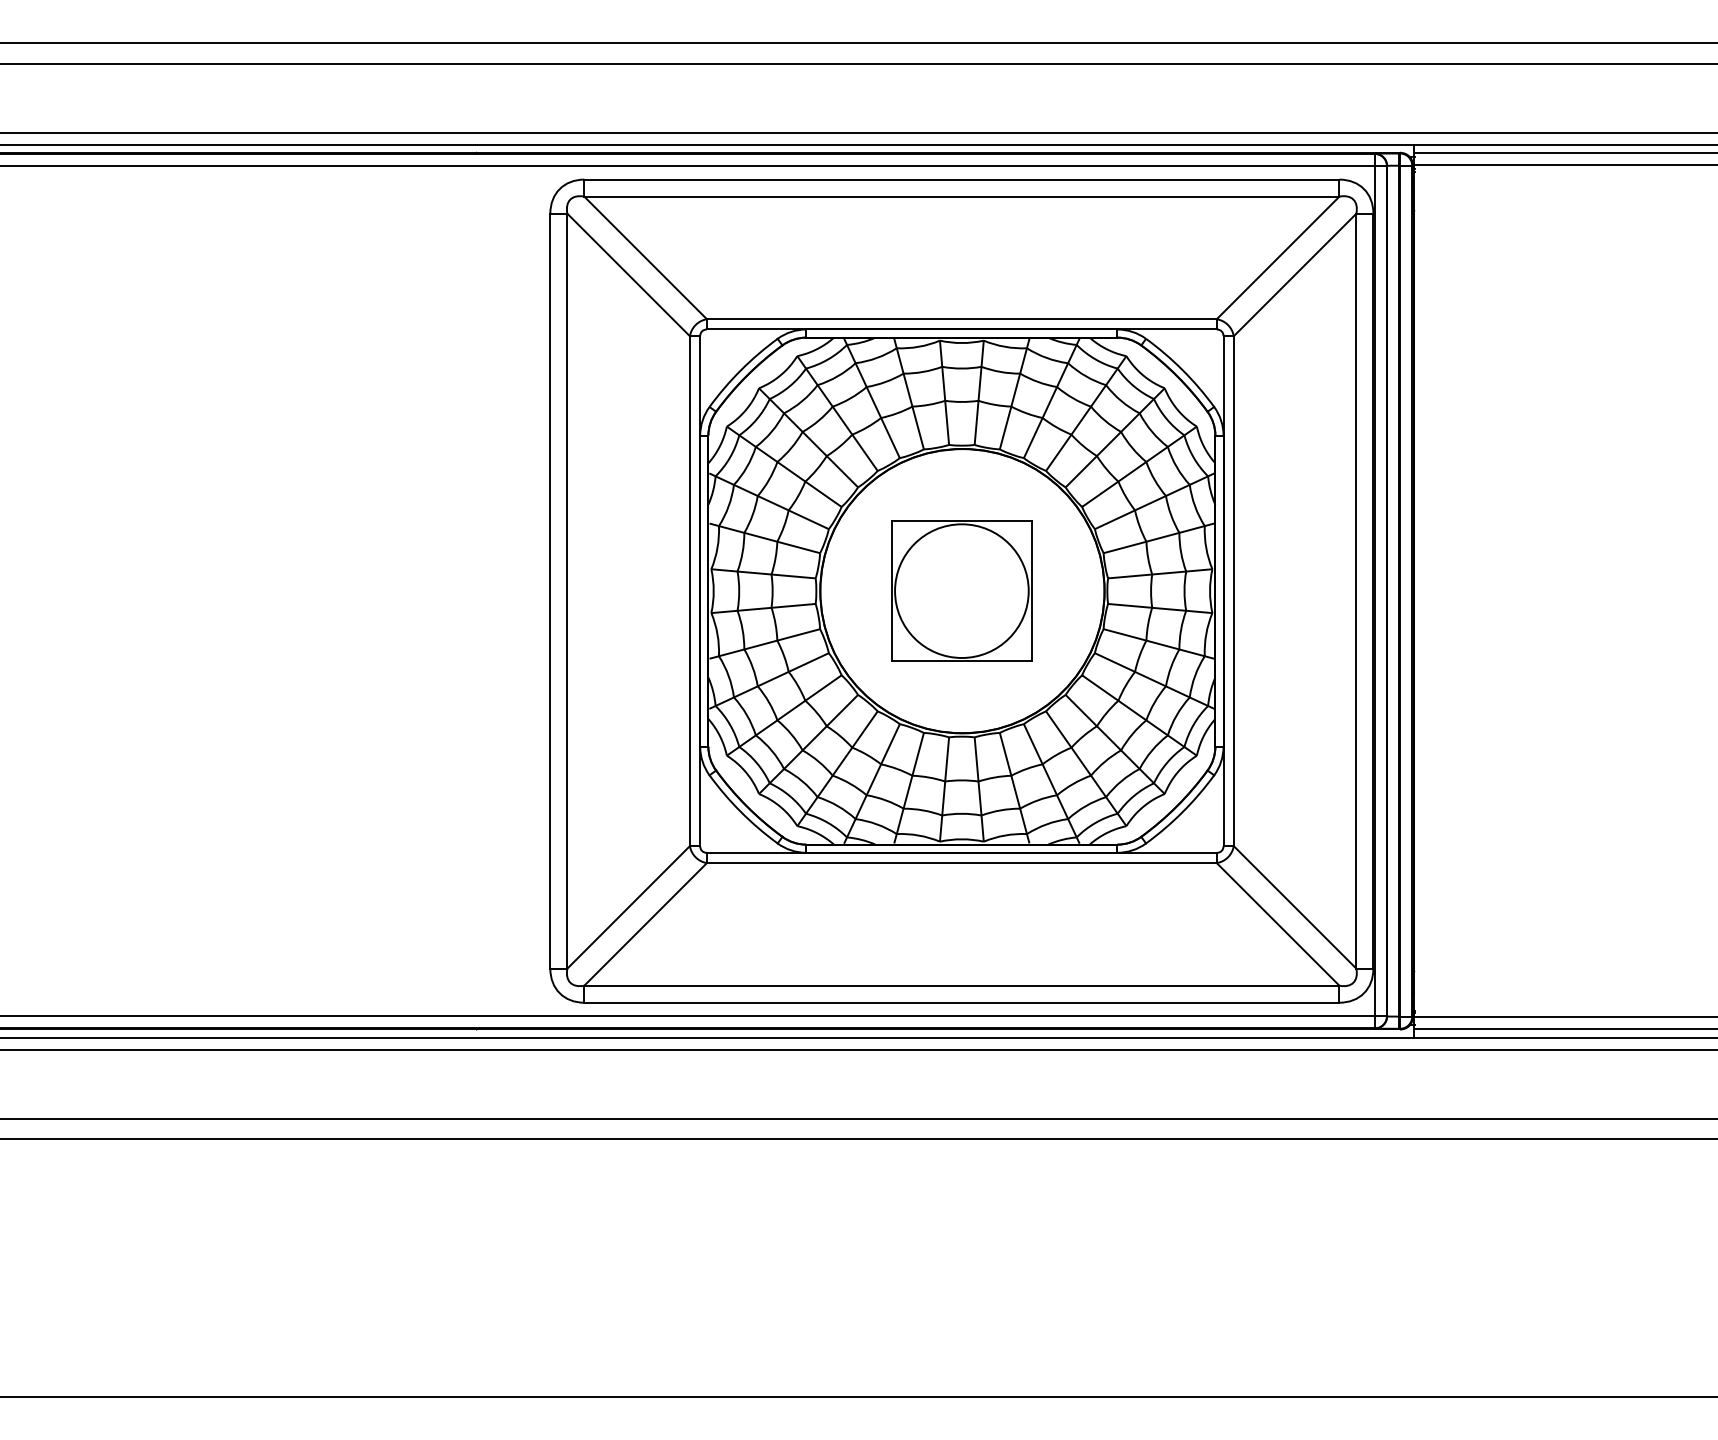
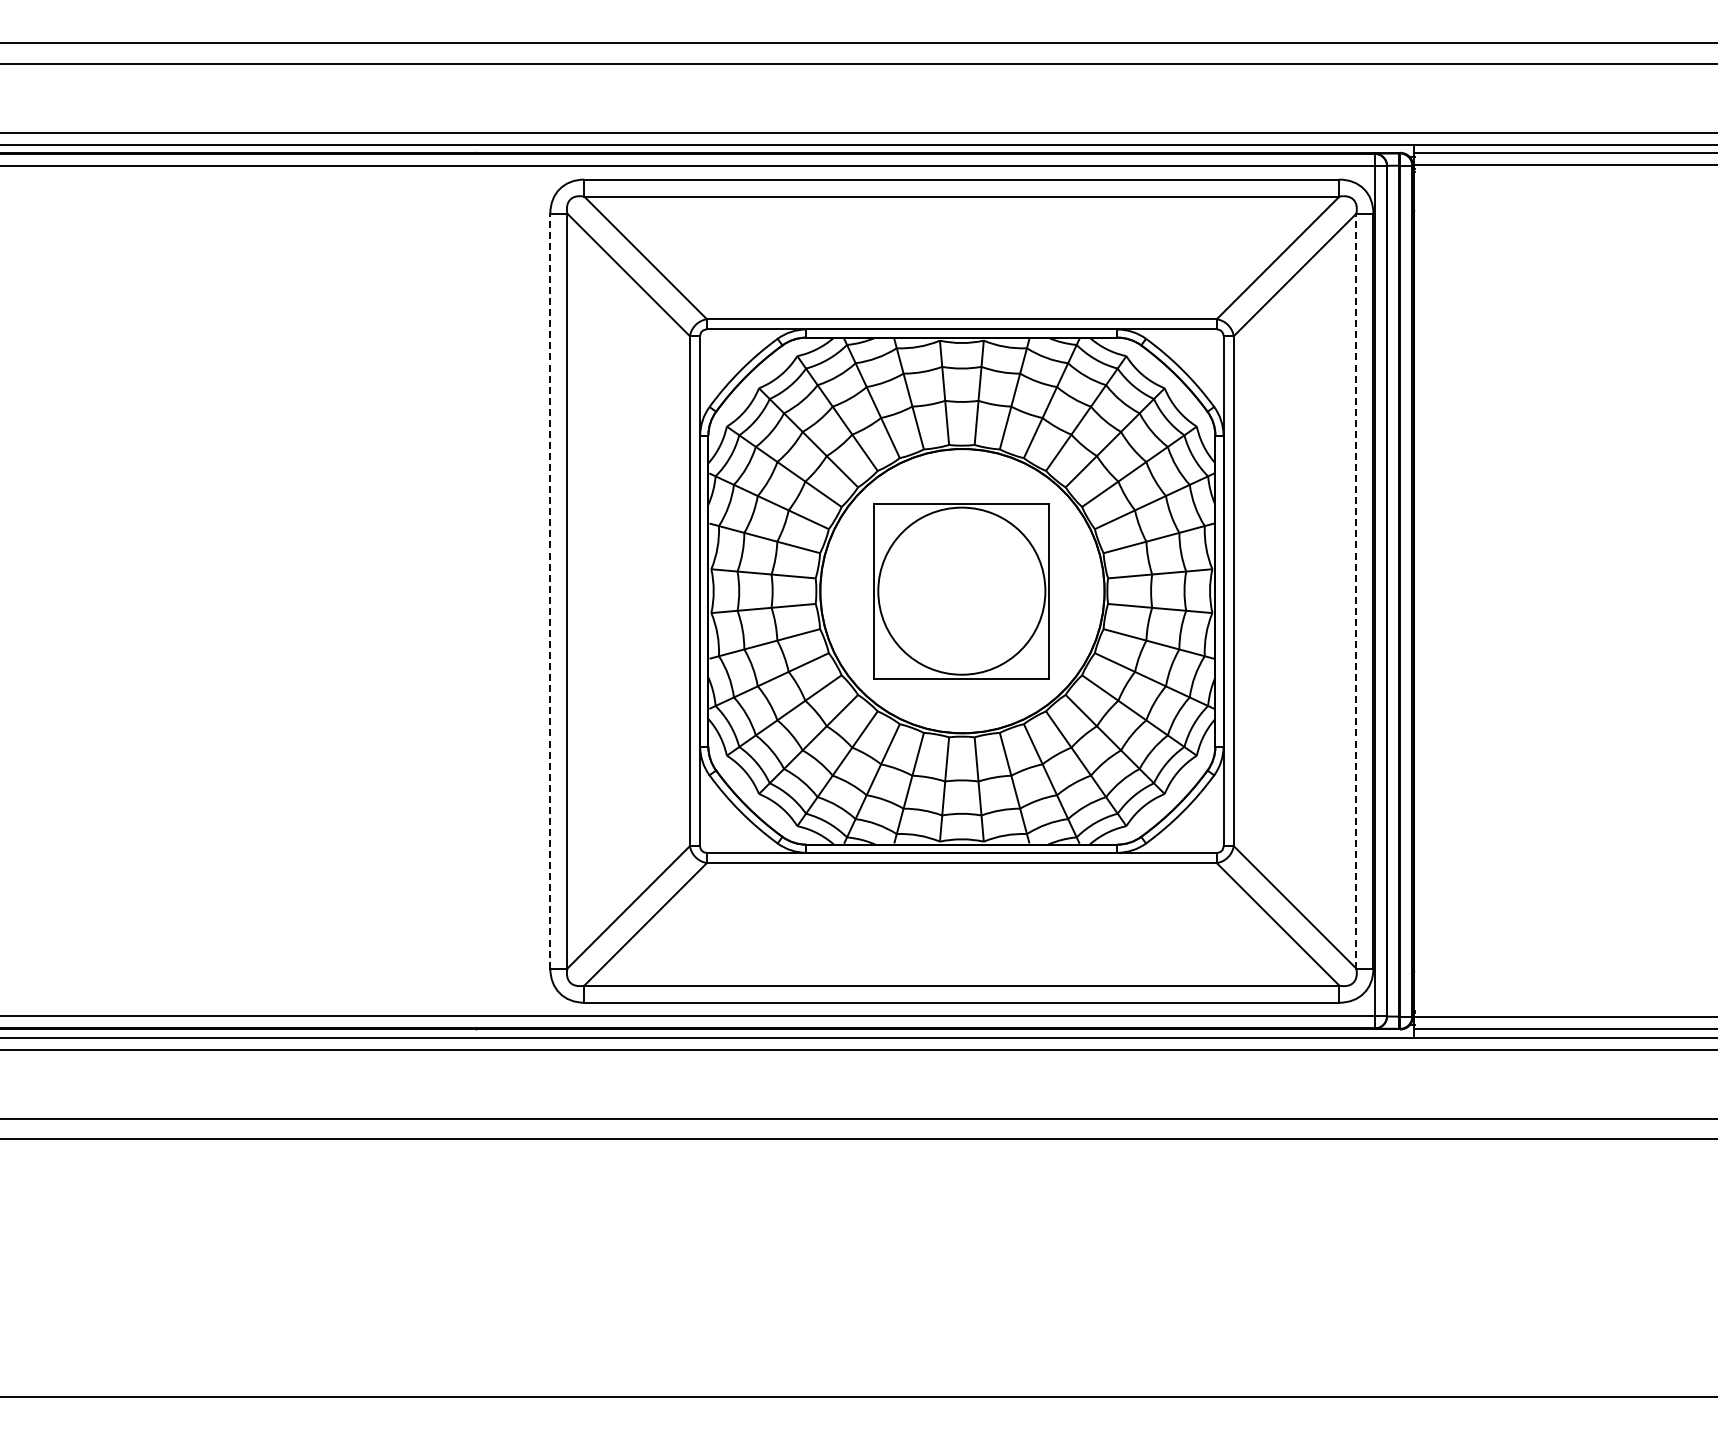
line: solid -> dashed (550, 590)
part size: 142x142 px -> 177x177 px (961, 591)
line: solid -> dashed (1356, 590)
